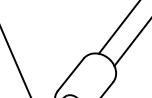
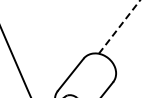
line: solid -> dashed (119, 26)
line: present -> none (131, 43)
